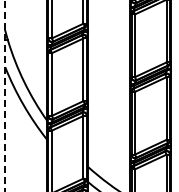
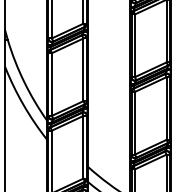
line: dashed -> solid (5, 96)
